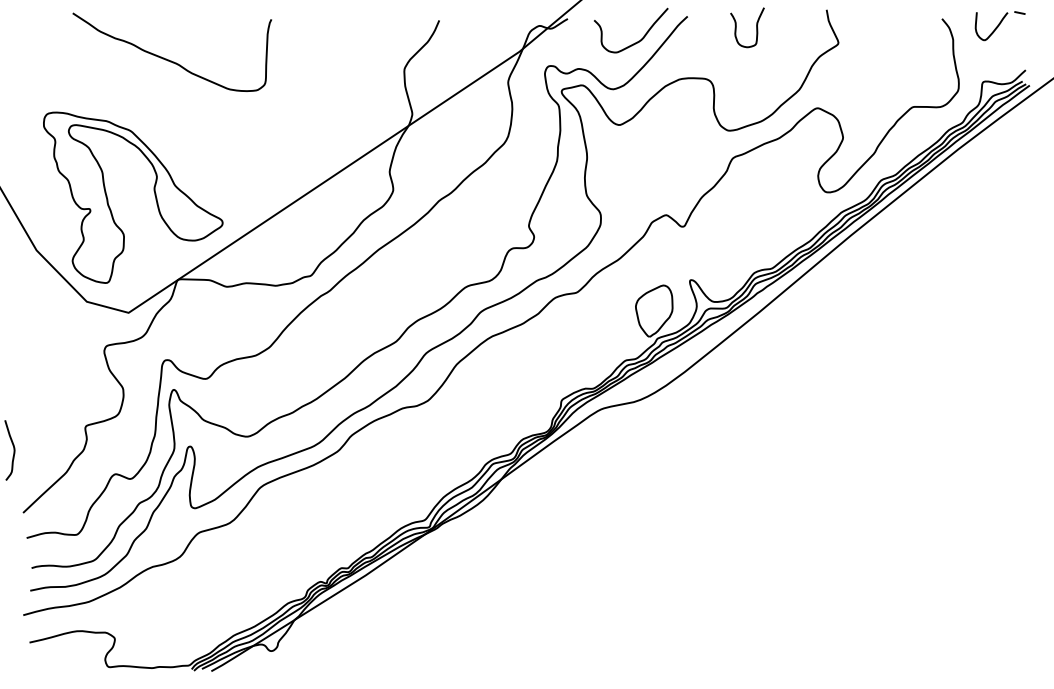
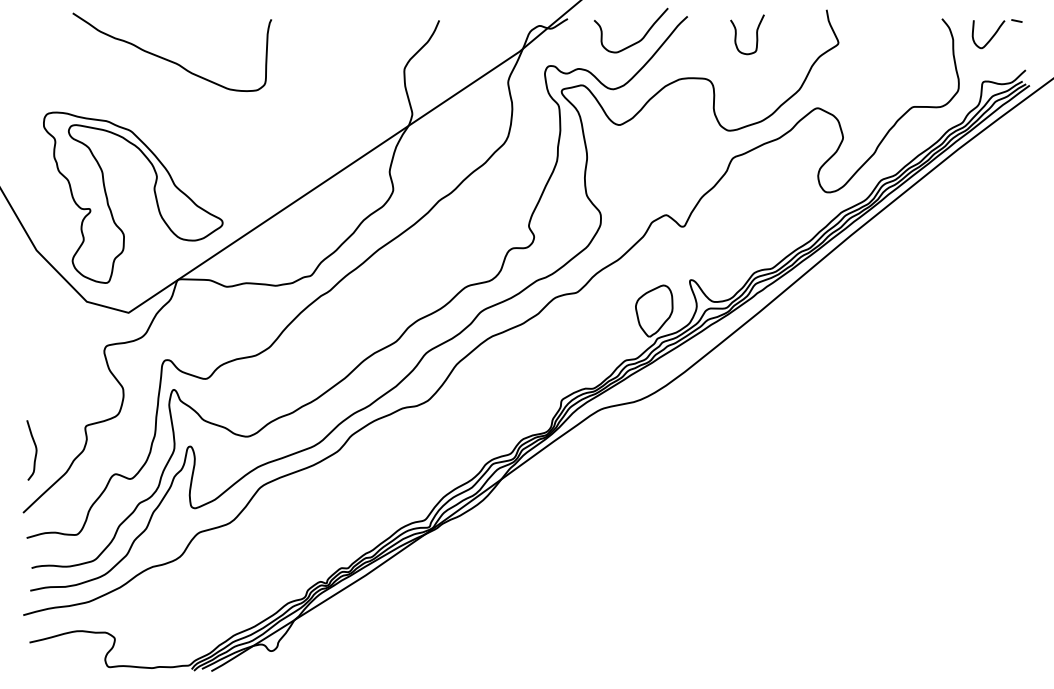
part position: (999, 26) -> (996, 34) (996, 34)
curve position: (756, 27) -> (756, 34) (756, 34)
curve position: (13, 450) -> (35, 450) (35, 450)
